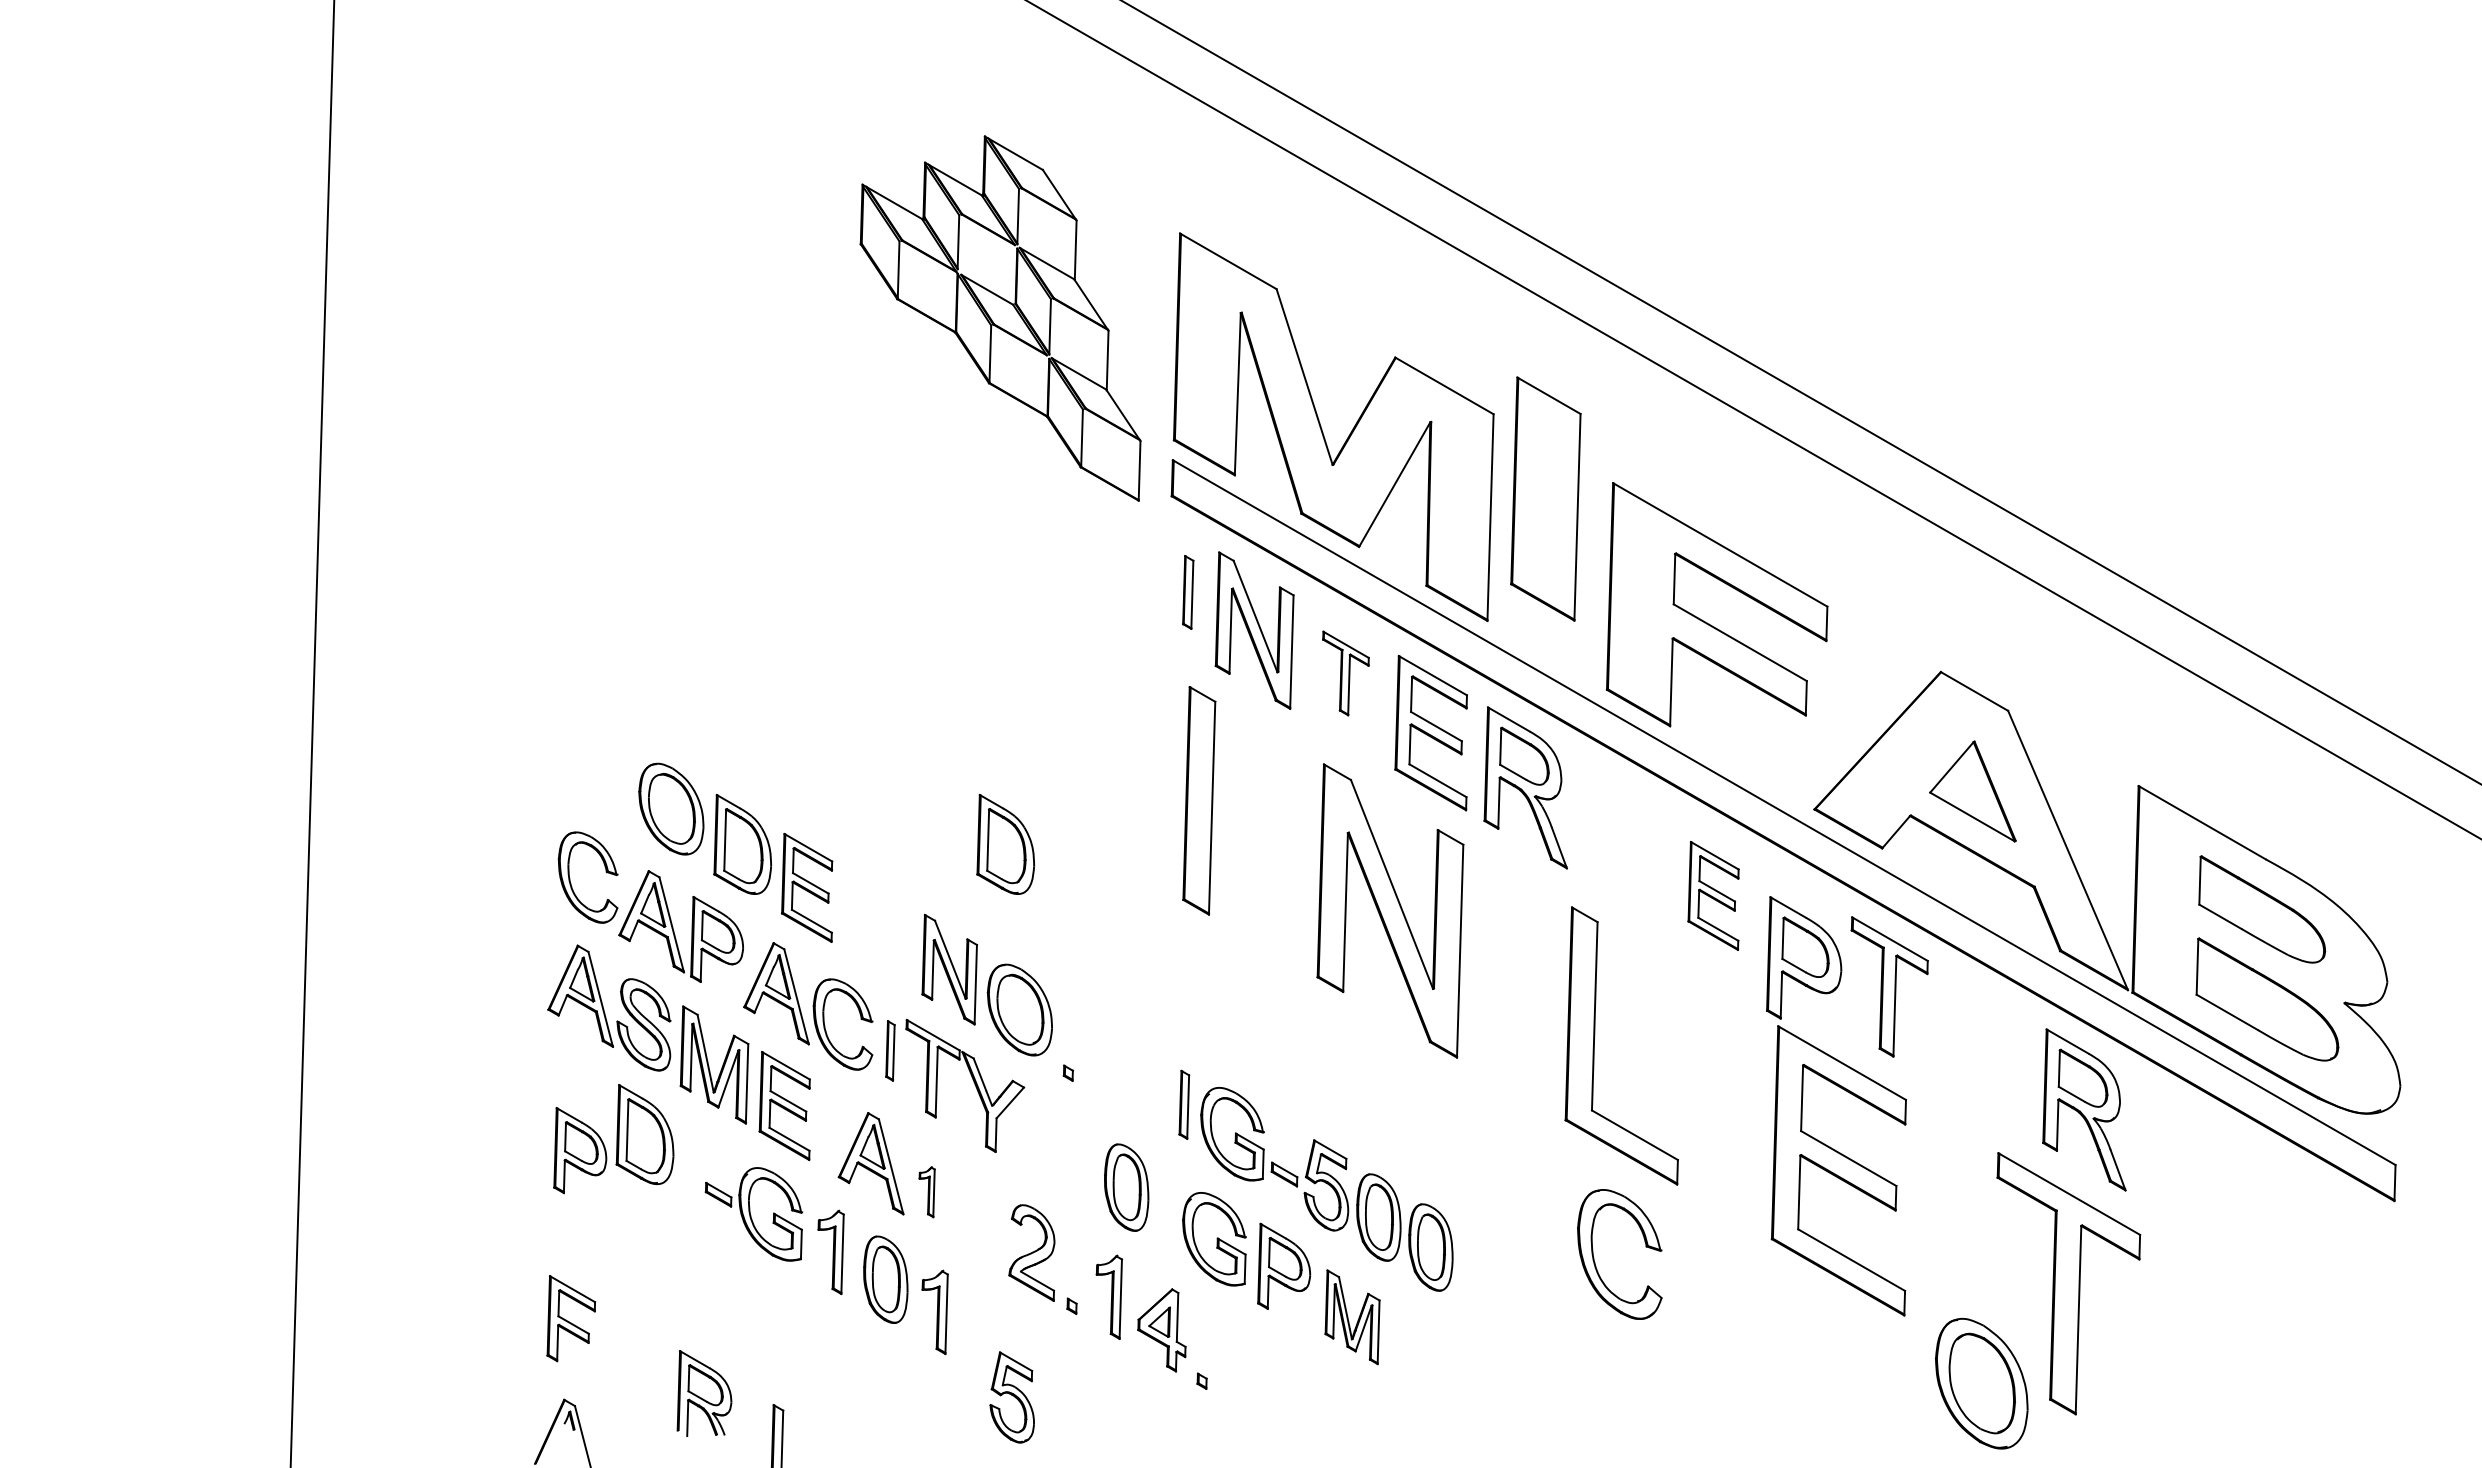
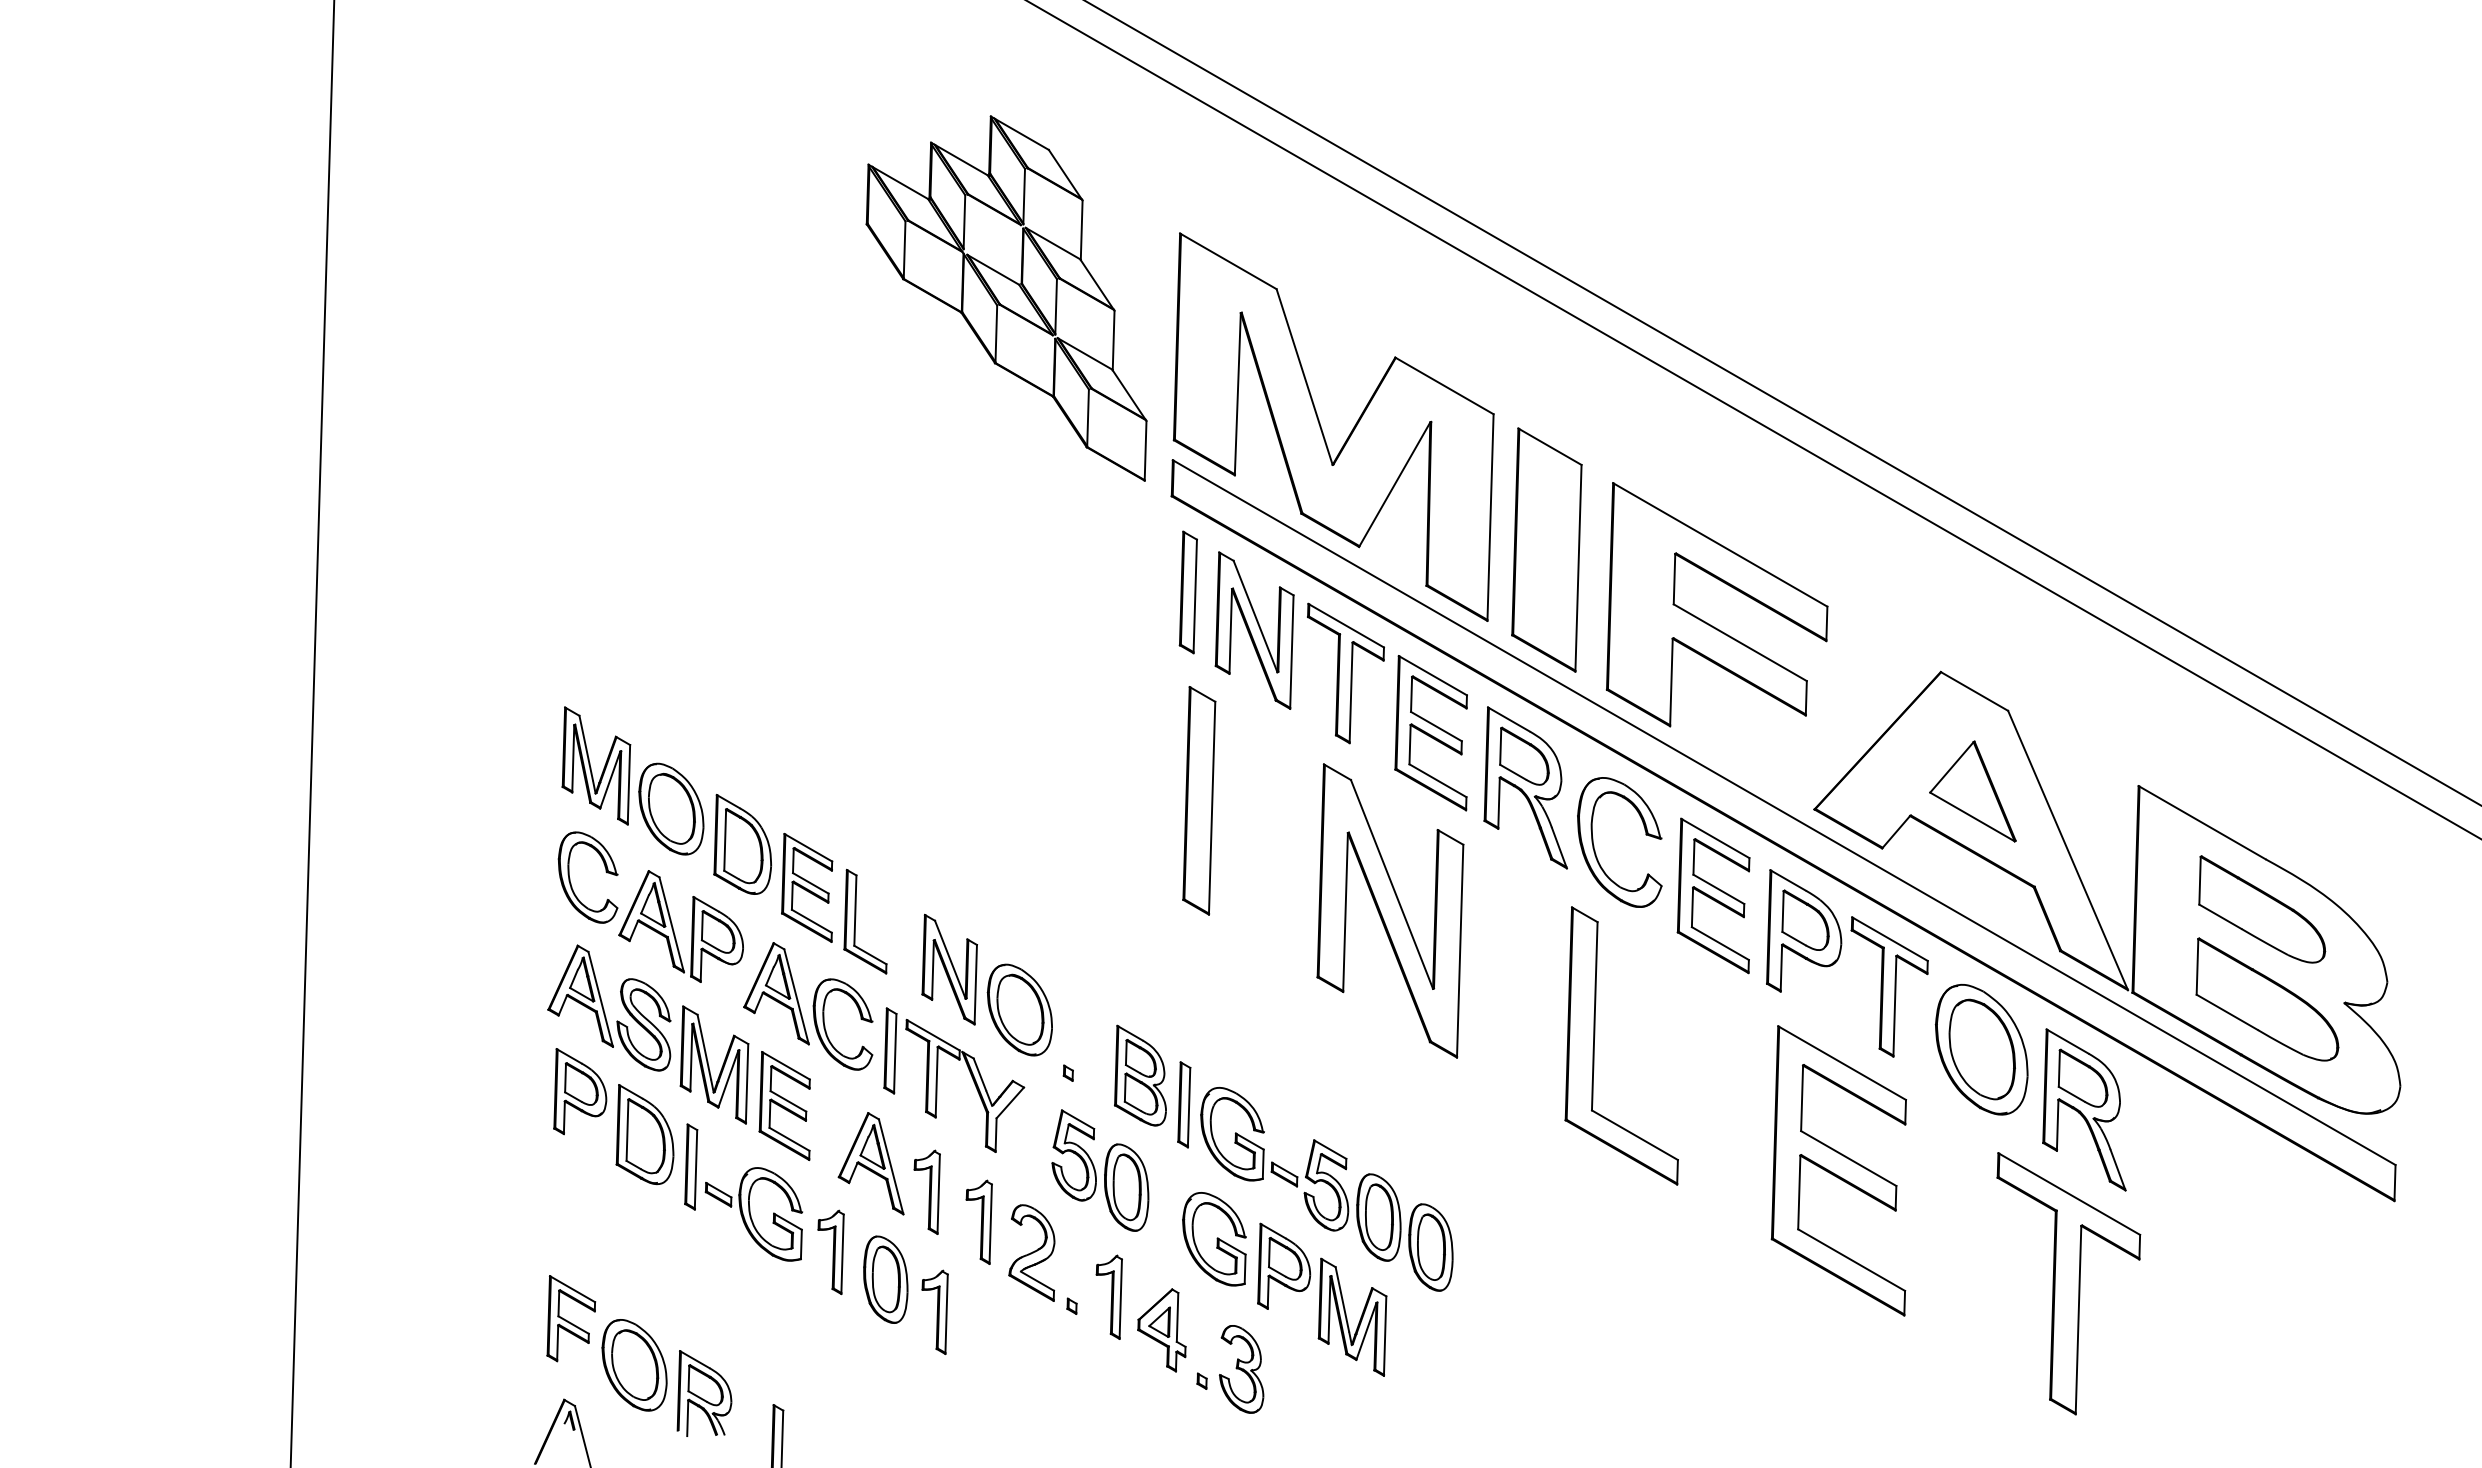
part position: (1000, 318) -> (1006, 298) (1006, 298)
line position: (1801, 392) -> (1782, 402) (1782, 402)
part position: (1545, 498) -> (1546, 549) (1546, 549)
part size: 13x75 px -> 20x125 px (1187, 592)
part size: 48x87 px -> 78x143 px (1345, 673)
part: none -> present (596, 765)
part: present -> none (1005, 844)
part size: 53x110 px -> 75x158 px (1713, 895)
part: none -> present (856, 918)
part position: (1804, 957) -> (1804, 930) (1804, 930)
part size: 11x62 px -> 15x88 px (890, 1050)
part: none -> present (1140, 1075)
part size: 13x71 px -> 15x88 px (1184, 1104)
part position: (580, 1150) -> (580, 1091) (580, 1091)
part: none -> present (691, 1166)
part size: 18x53 px -> 28x86 px (926, 1191)
part: none -> present (978, 1221)
part position: (1594, 1257) -> (1594, 845) (1594, 845)
part size: 57x97 px -> 71x120 px (1352, 1316)
part: none -> present (634, 1365)
part: none -> present (1241, 1369)
part position: (1981, 1383) -> (1981, 1049) (1981, 1049)
part position: (1011, 1397) -> (1073, 1155) (1073, 1155)
